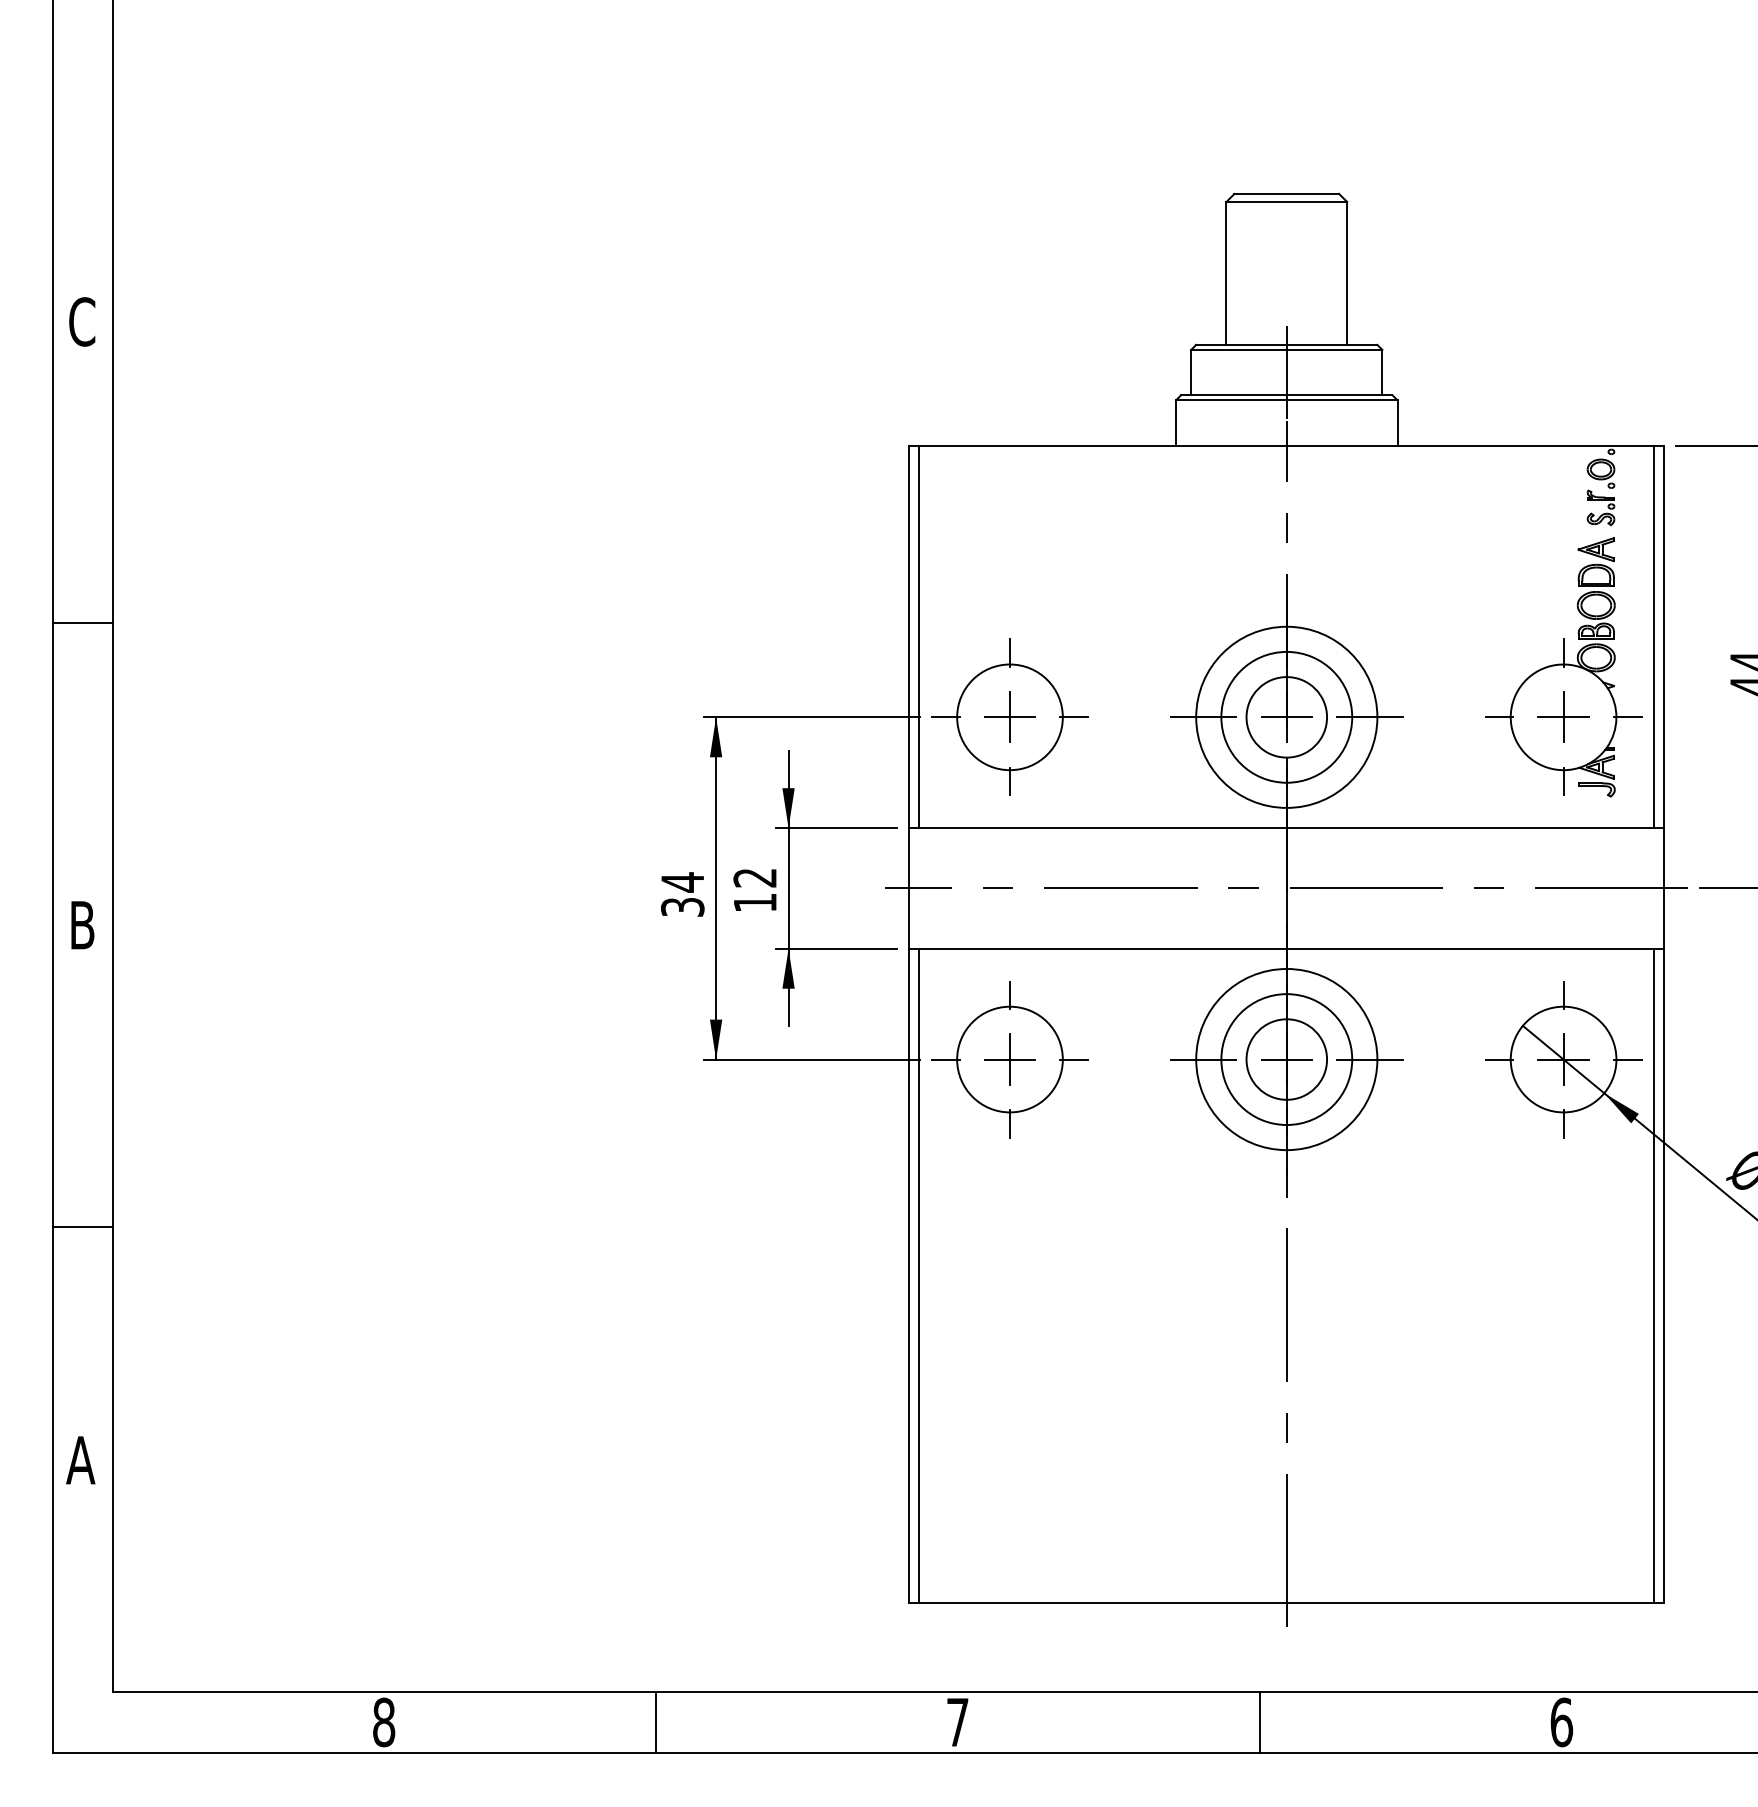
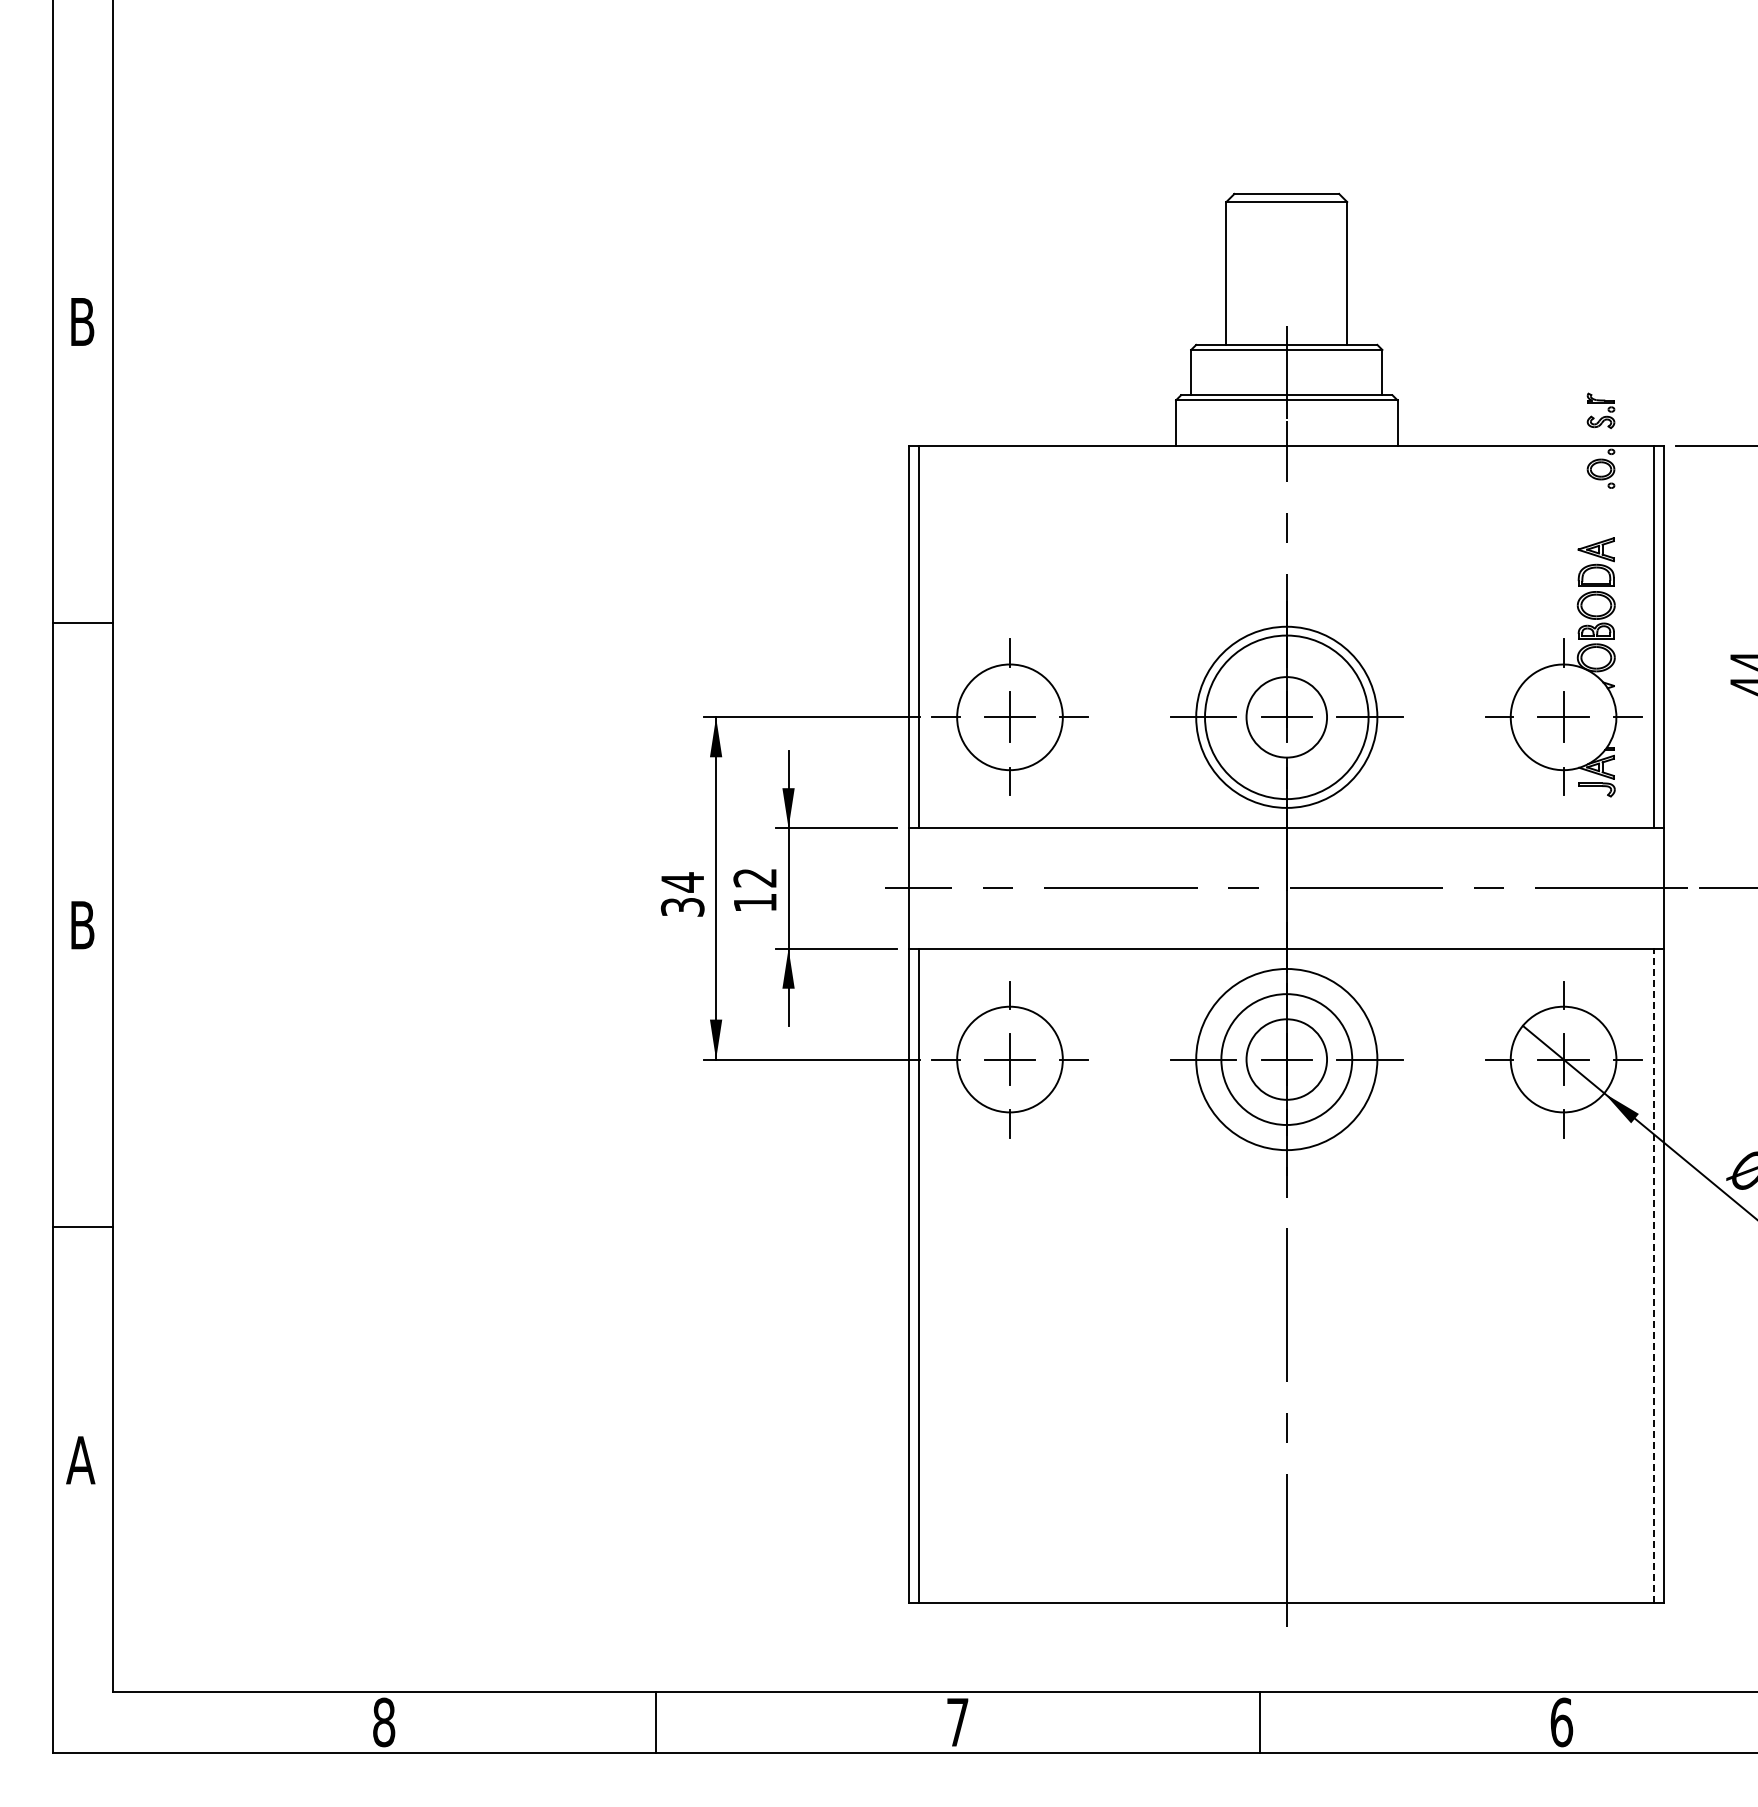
text: C -> B (82, 321)
part position: (1602, 513) -> (1602, 416) (1602, 416)
circle diameter: 131 px -> 164 px (1286, 717)
line: solid -> dashed (1654, 1275)
